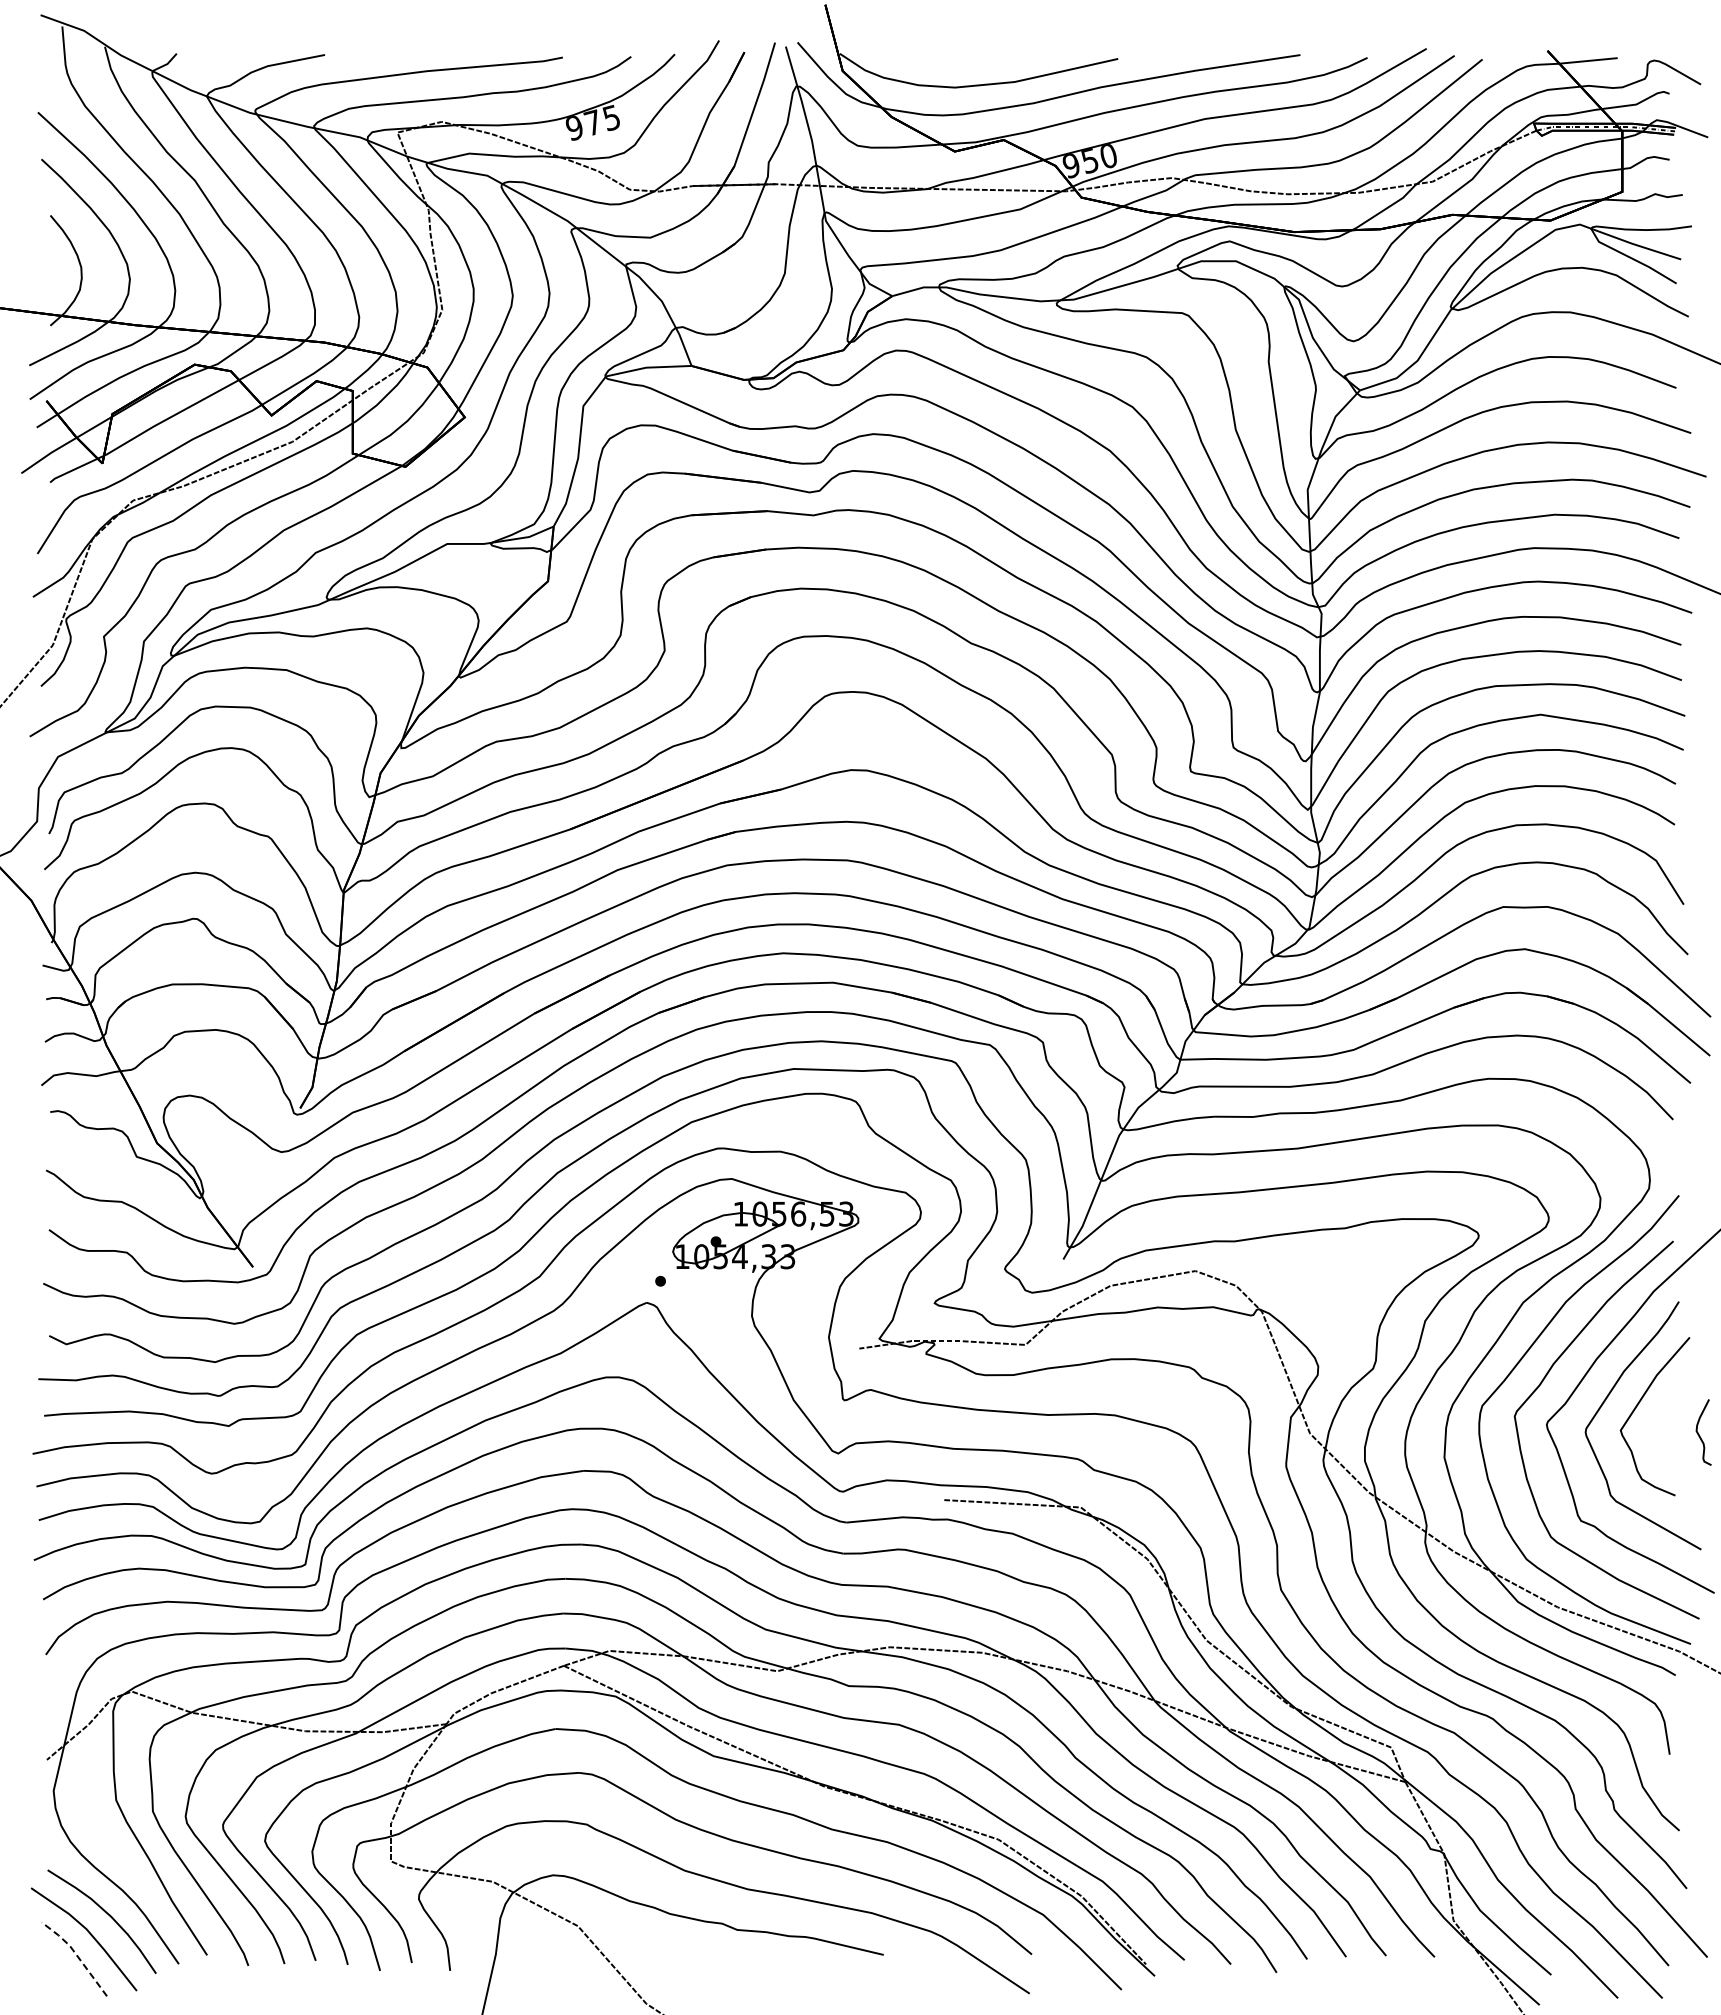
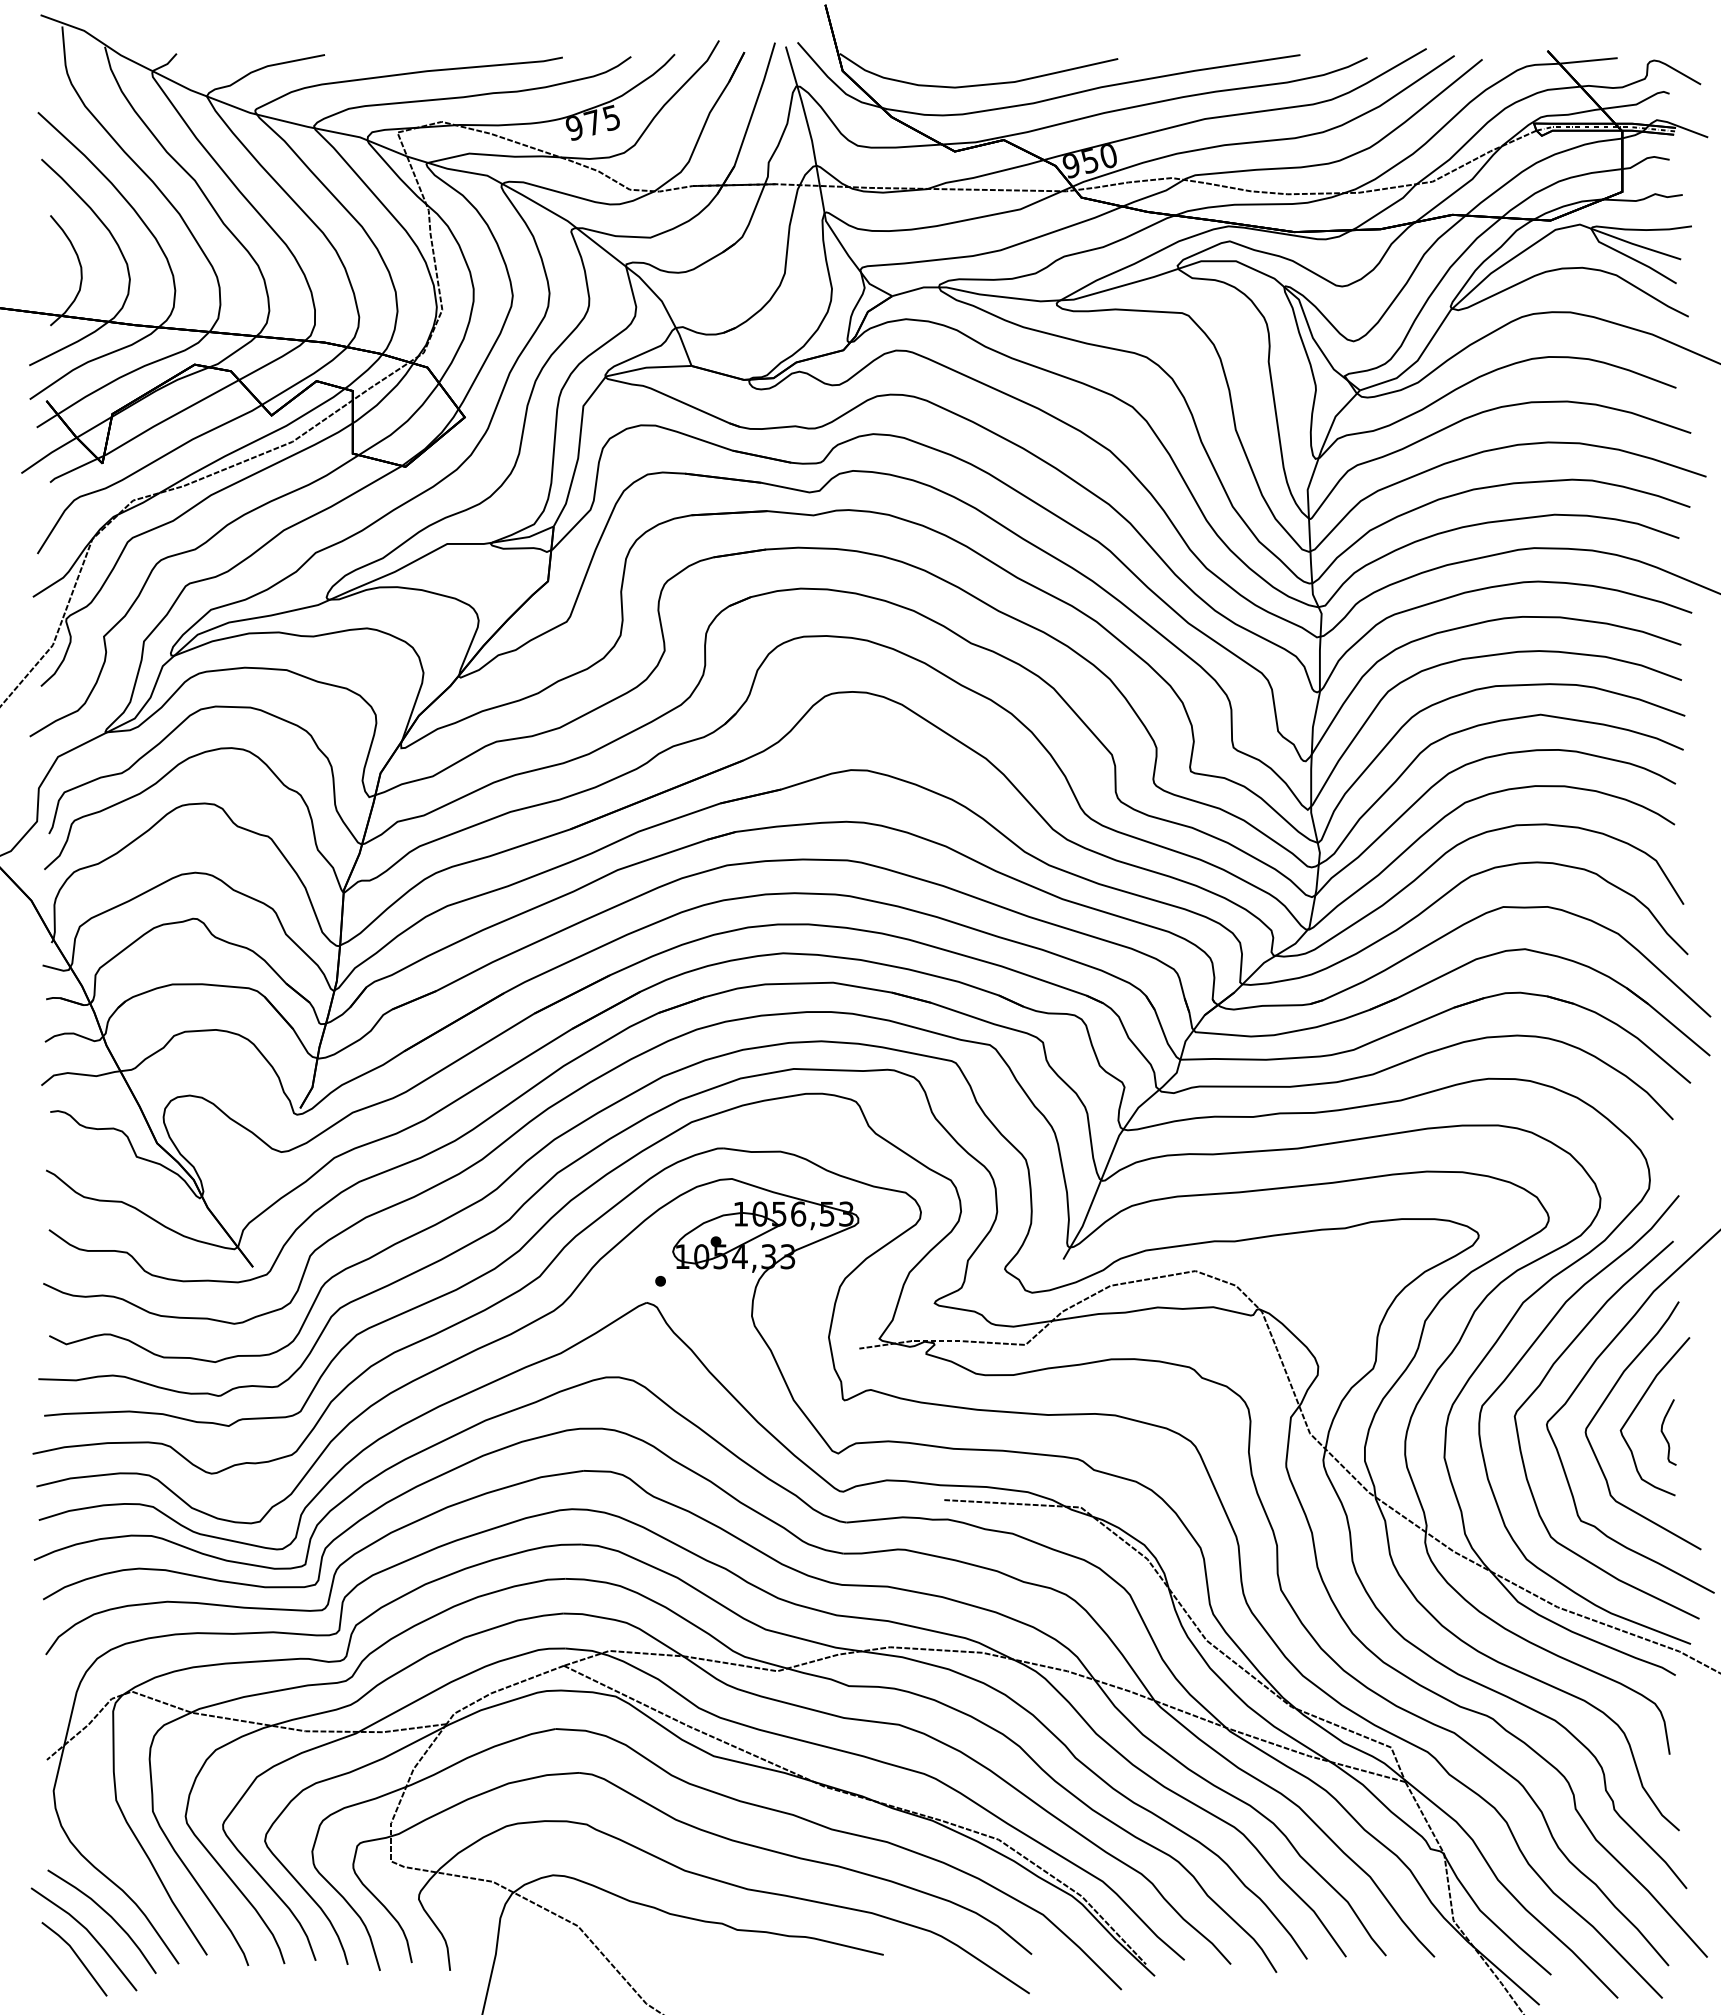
curve position: (1700, 1435) -> (1665, 1435) (1665, 1435)
line: dashed -> solid (76, 1955)
